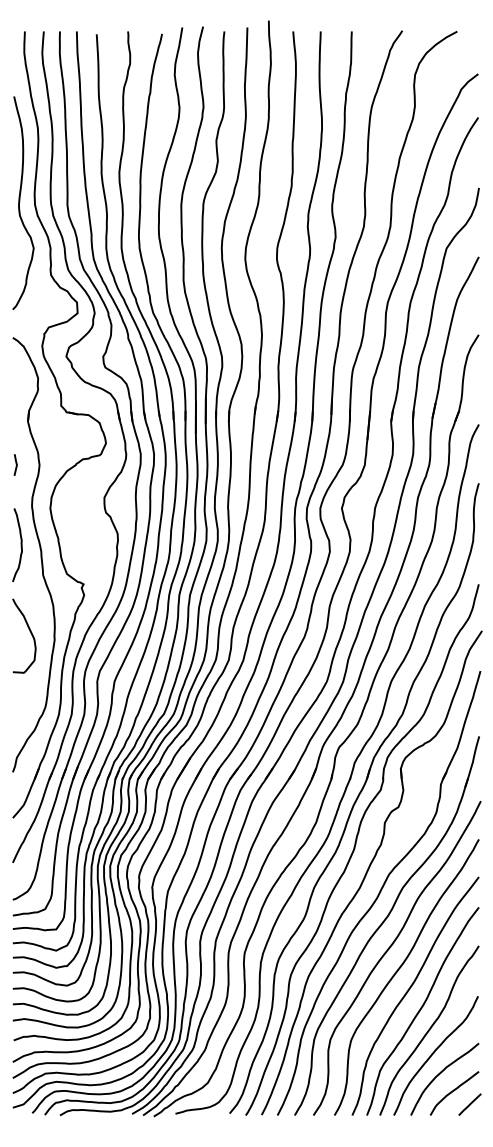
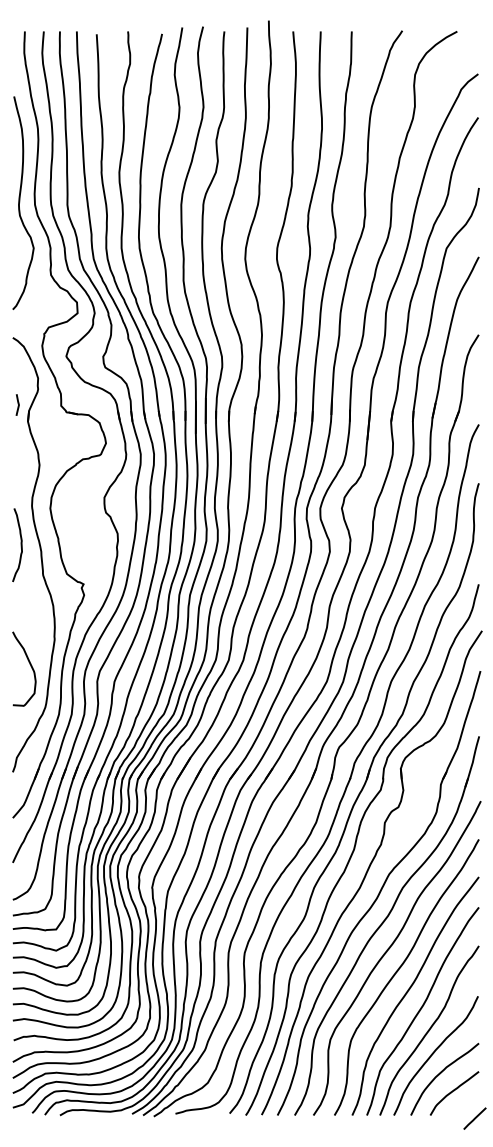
line position: (15, 463) -> (17, 403) (17, 403)
curve position: (30, 633) -> (30, 666) (30, 666)
line position: (469, 1104) -> (474, 1118) (474, 1118)
